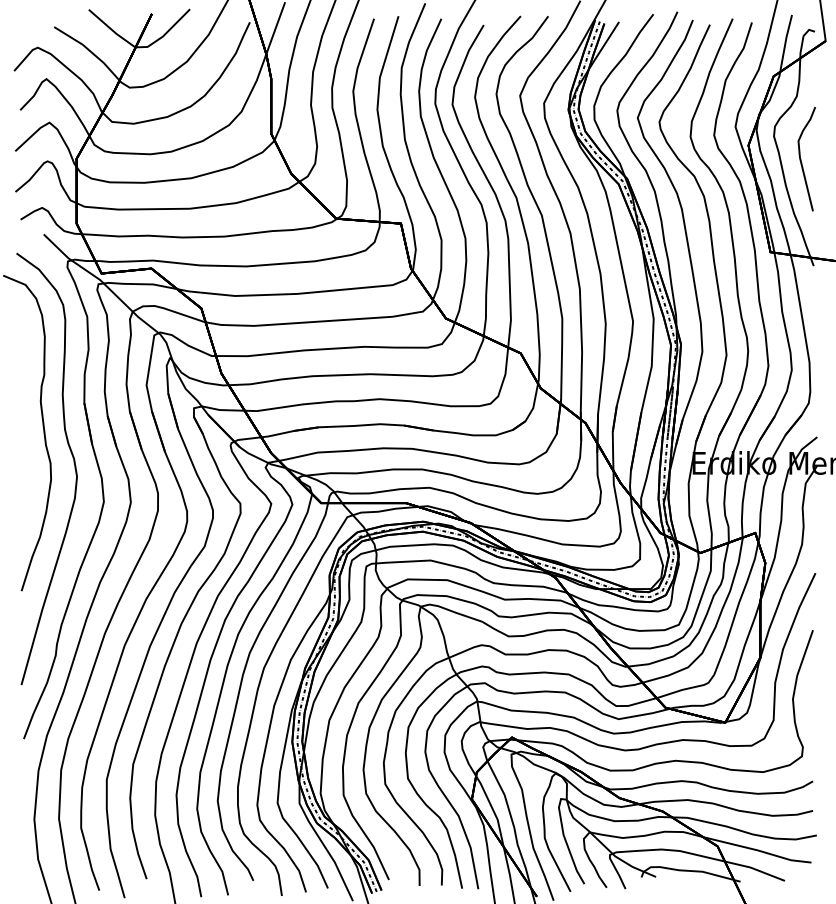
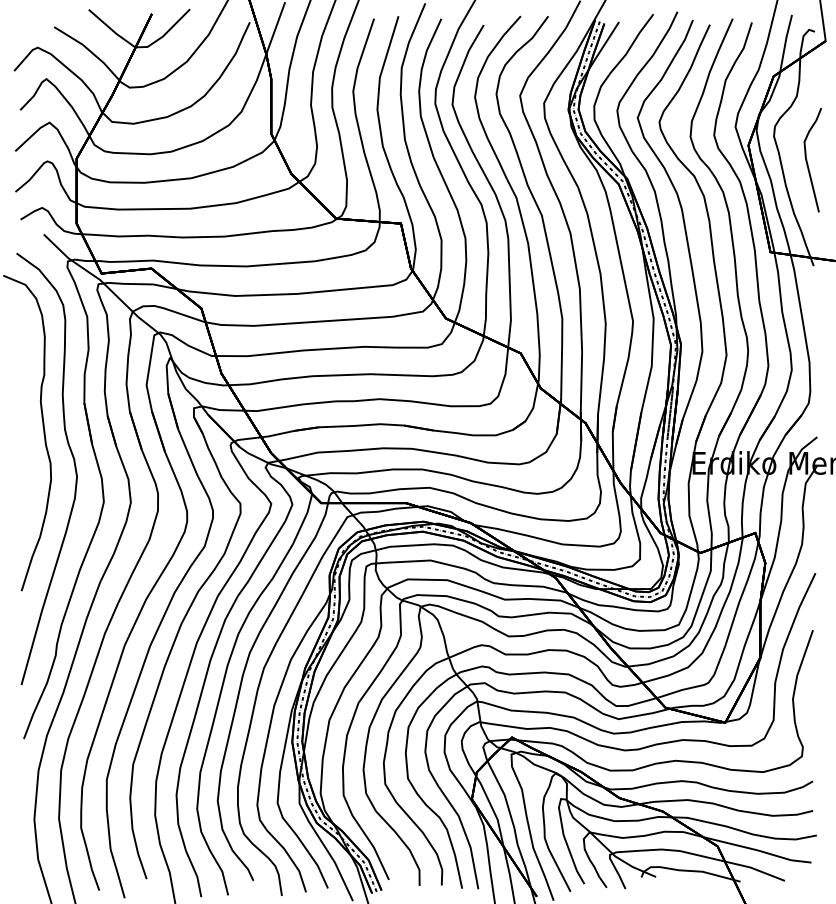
curve position: (801, 159) -> (807, 160) (807, 160)
